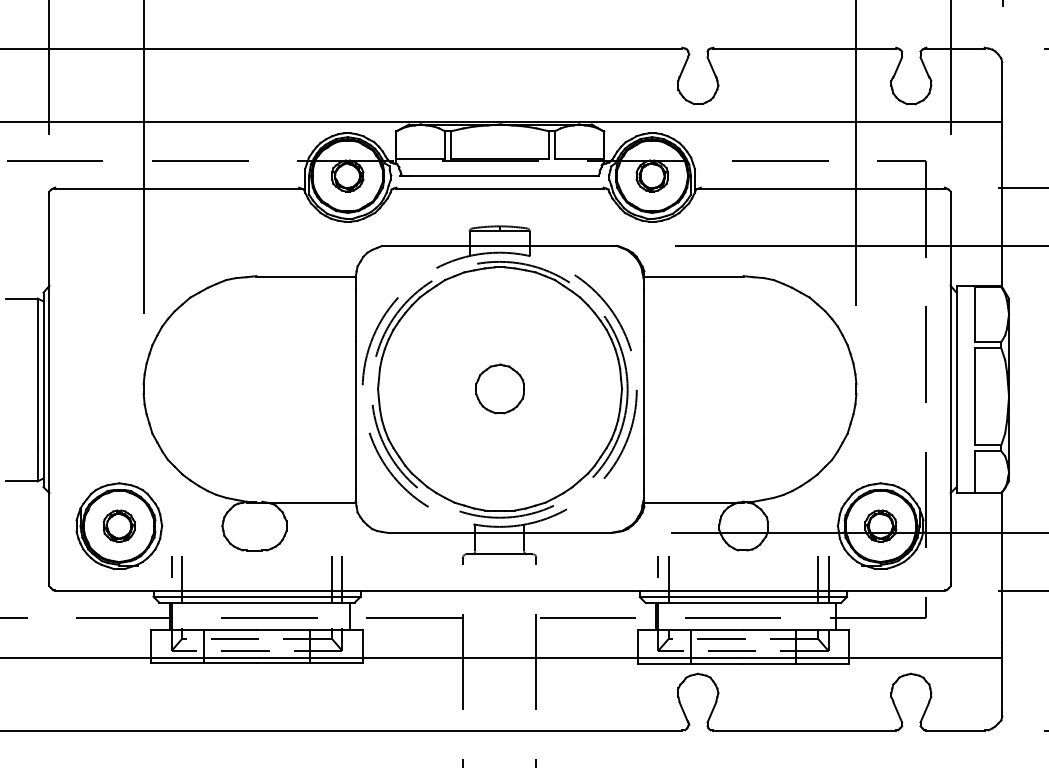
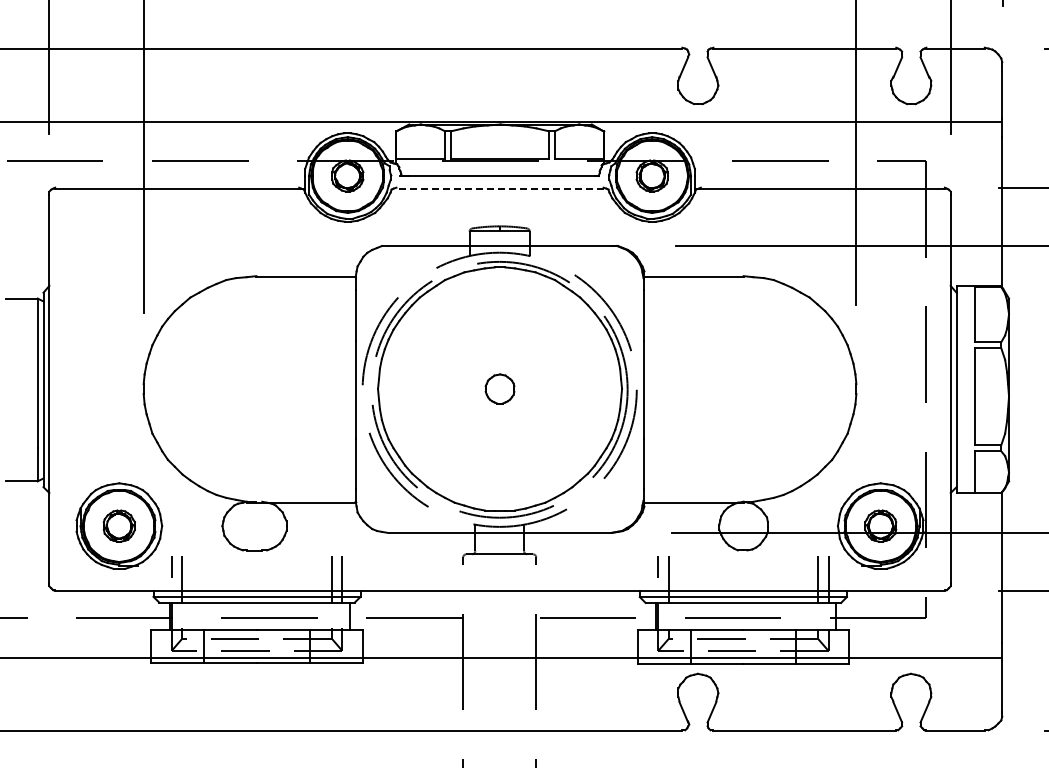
line: solid -> dashed (500, 188)
part size: 50x52 px -> 32x32 px (499, 388)
